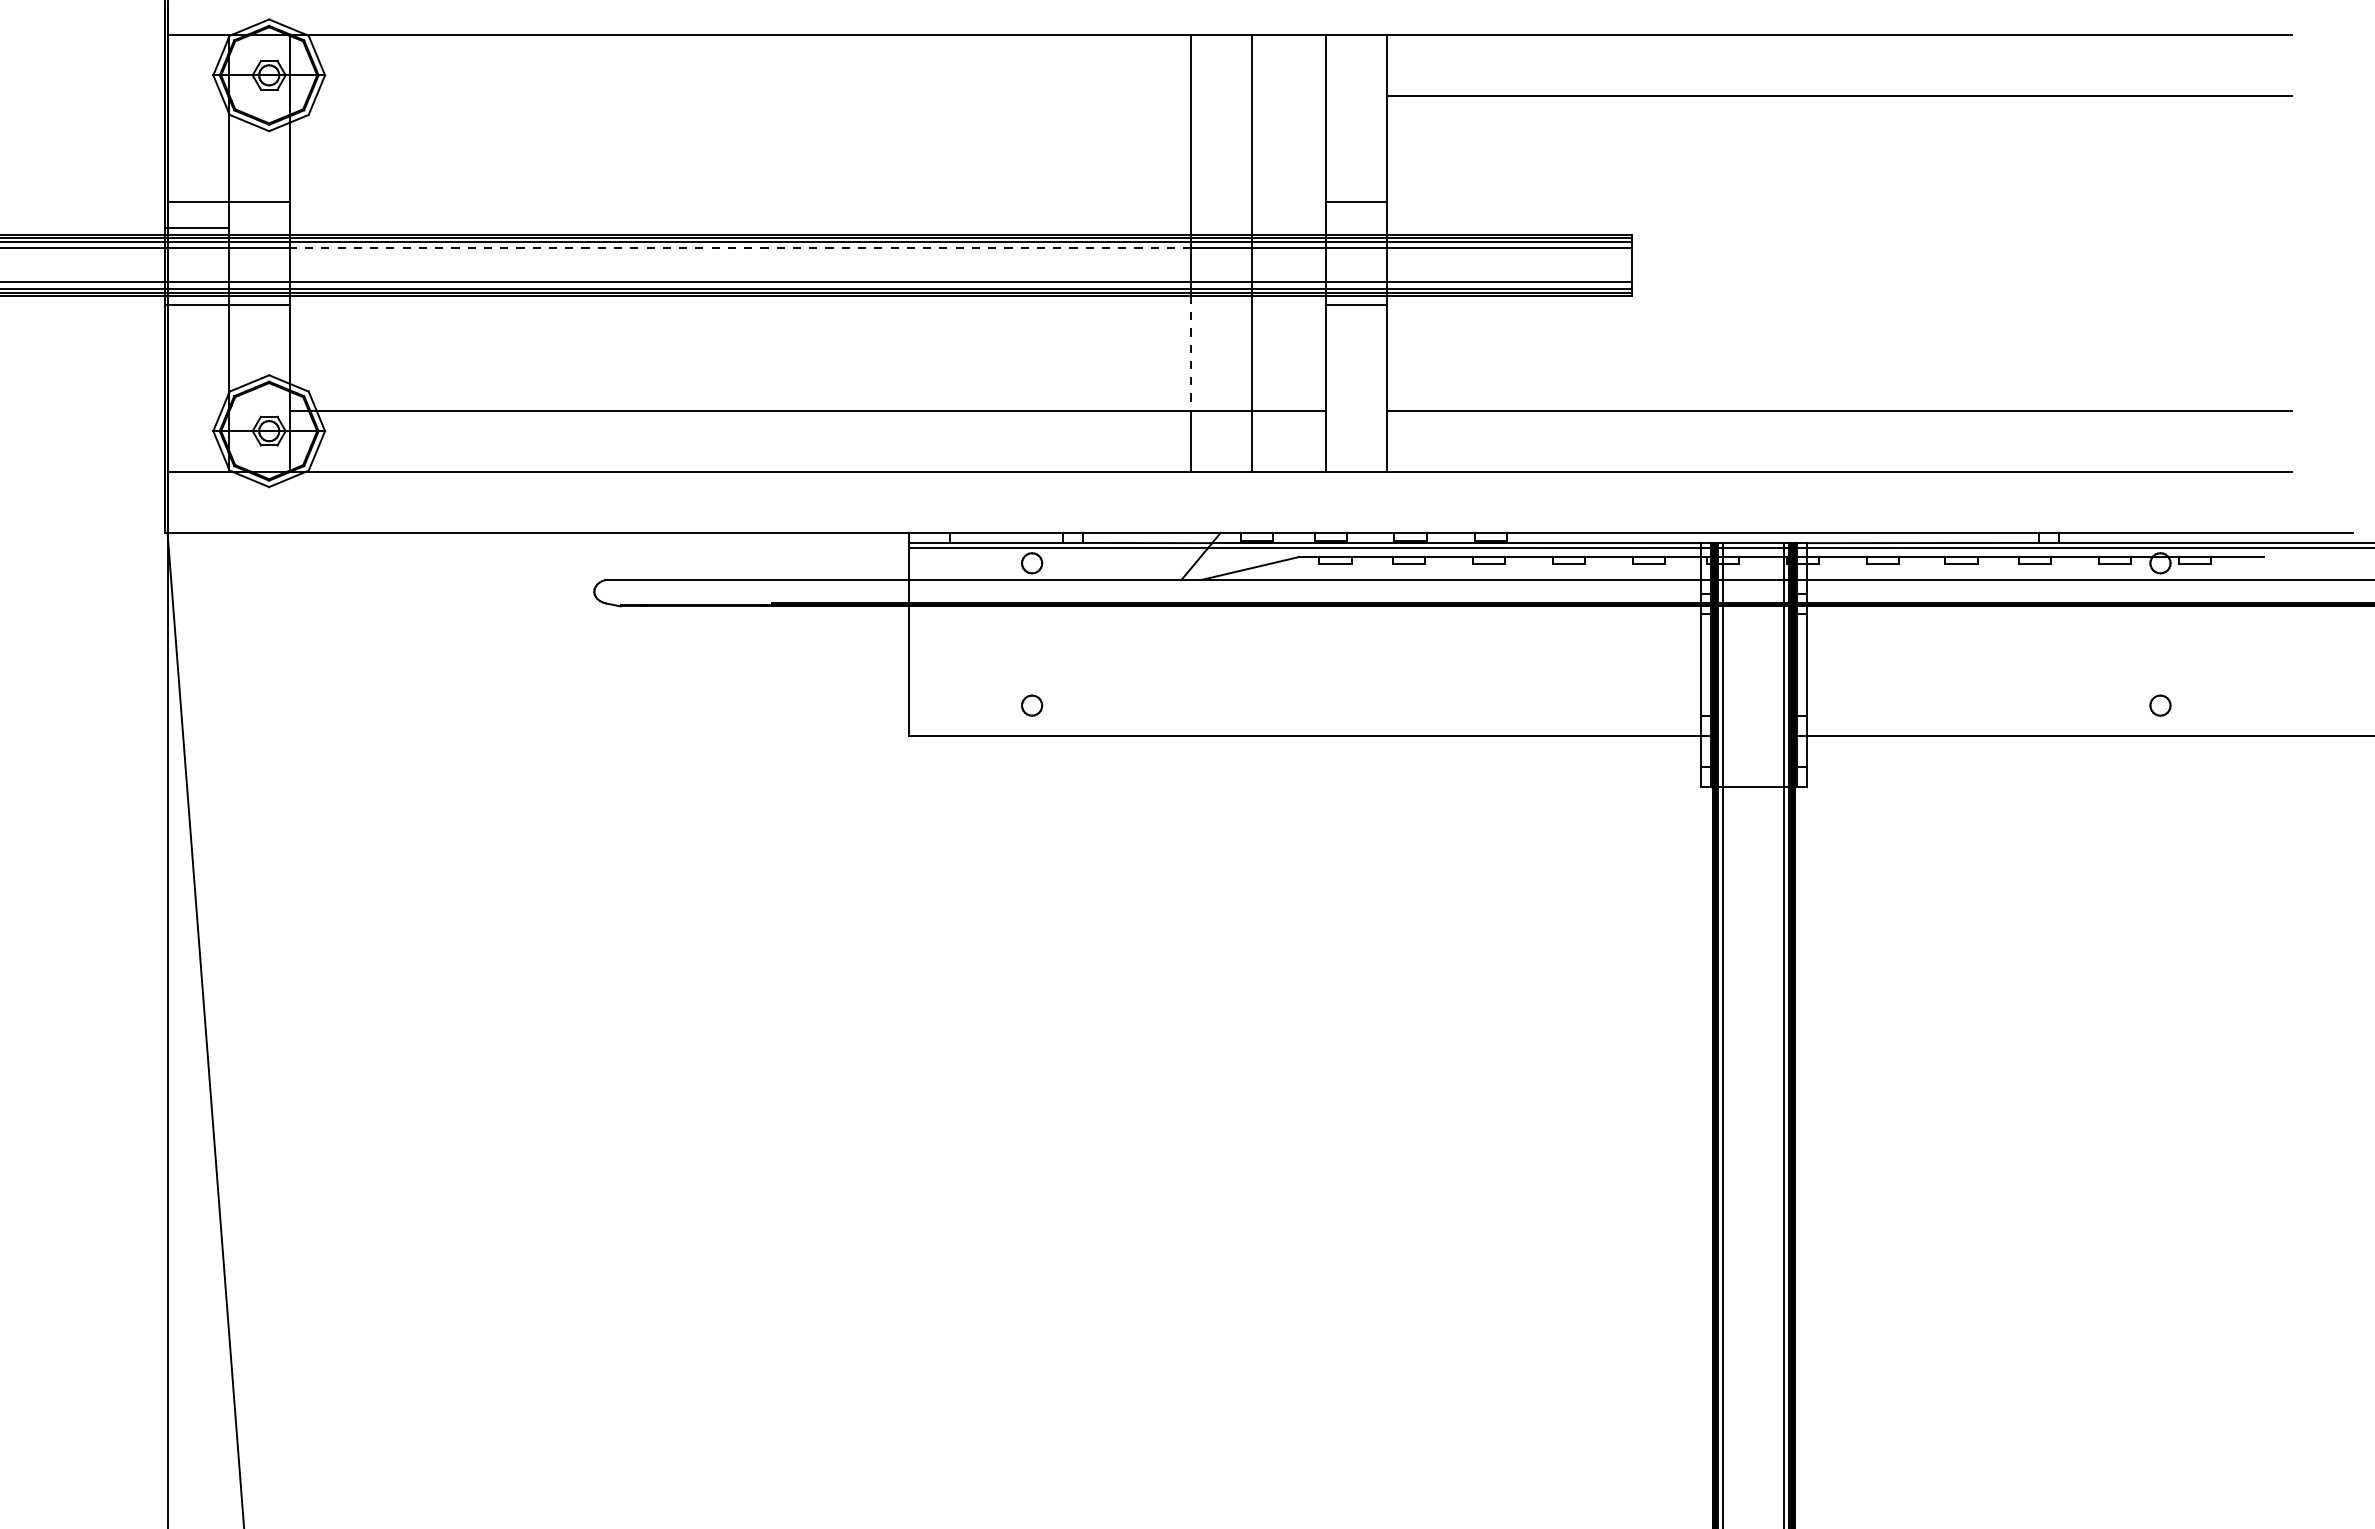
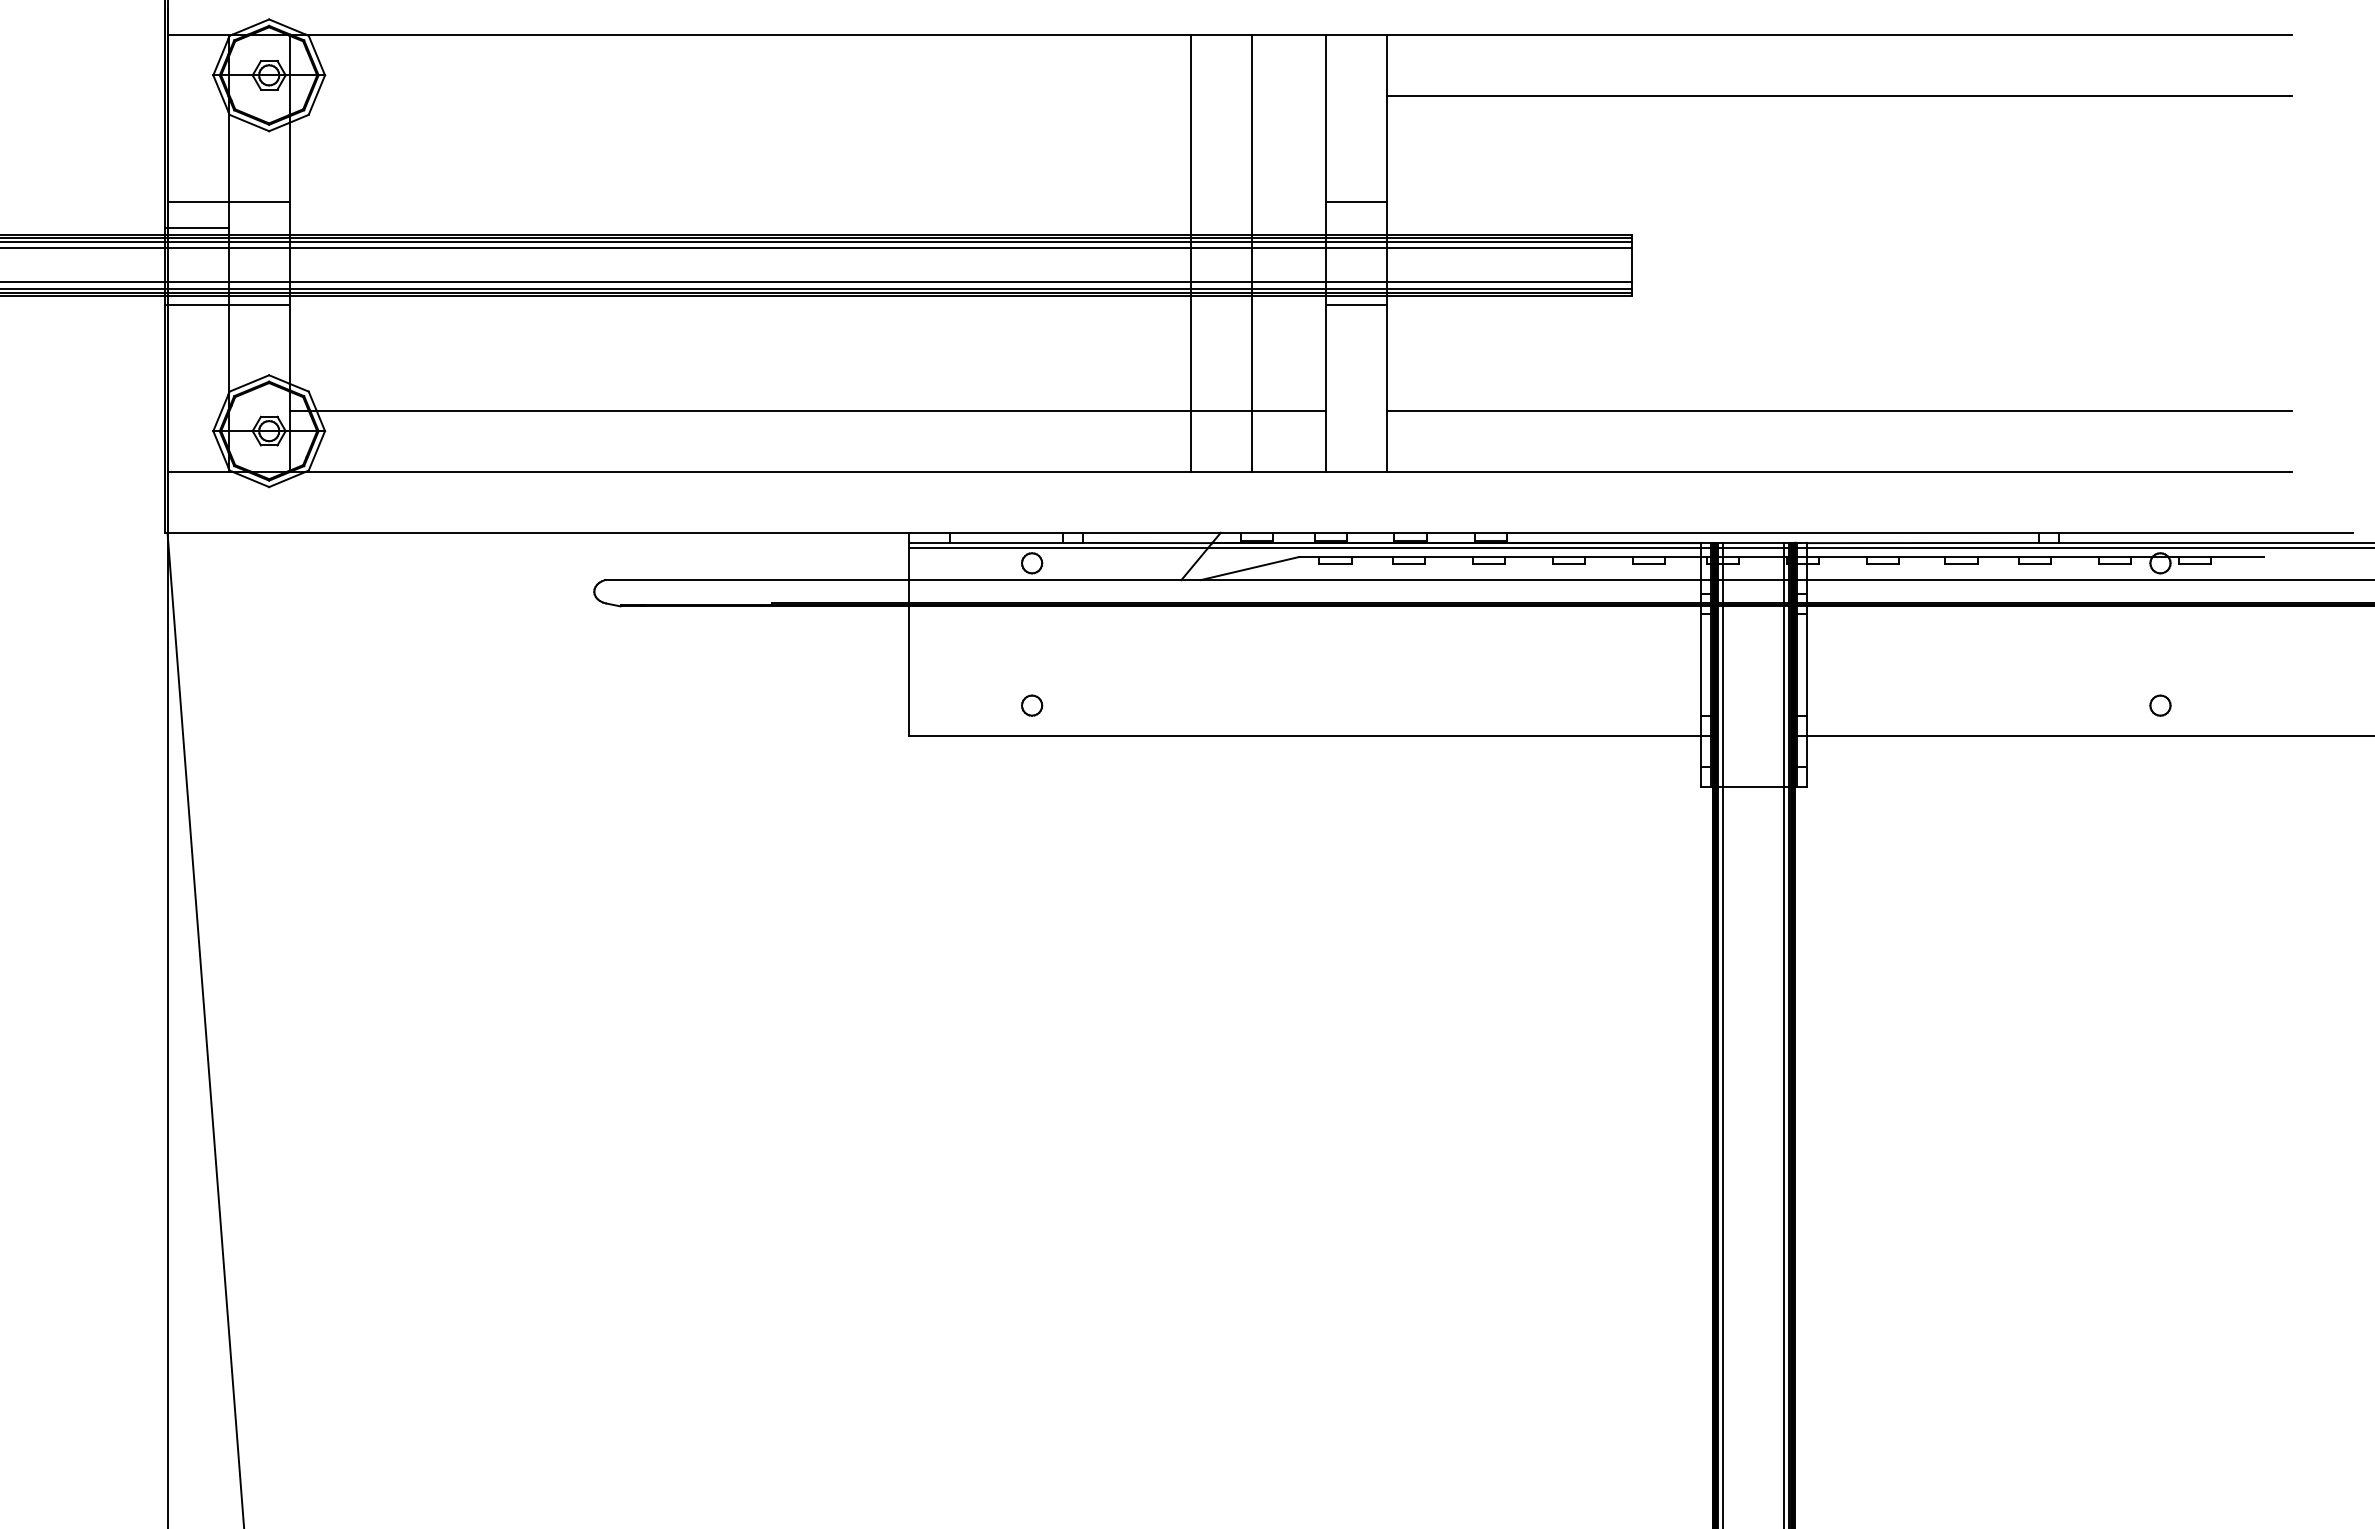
line: dashed -> solid (740, 248)
line: dashed -> solid (1191, 353)
